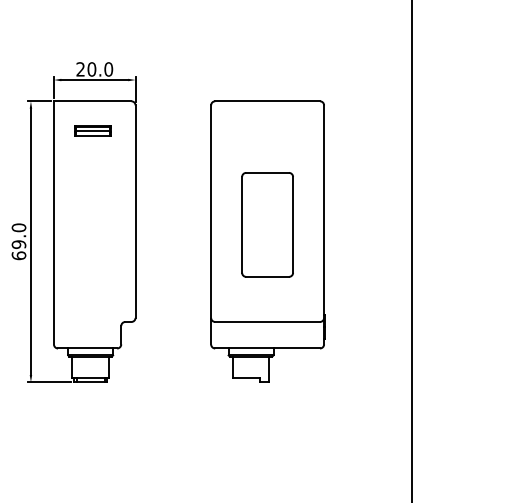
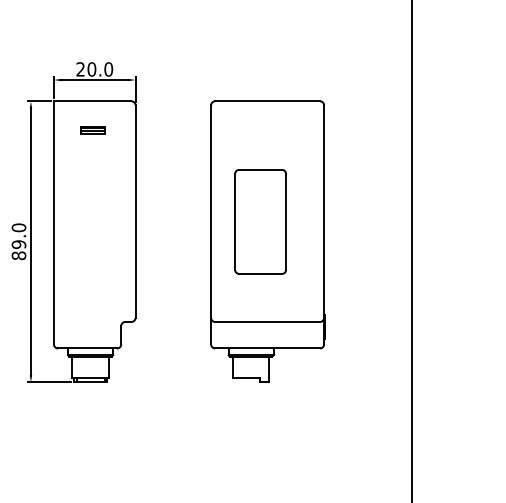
part size: 38x12 px -> 26x9 px (92, 130)
part position: (267, 224) -> (260, 221) (260, 221)
text: 69.0 -> 89.0 (18, 255)
